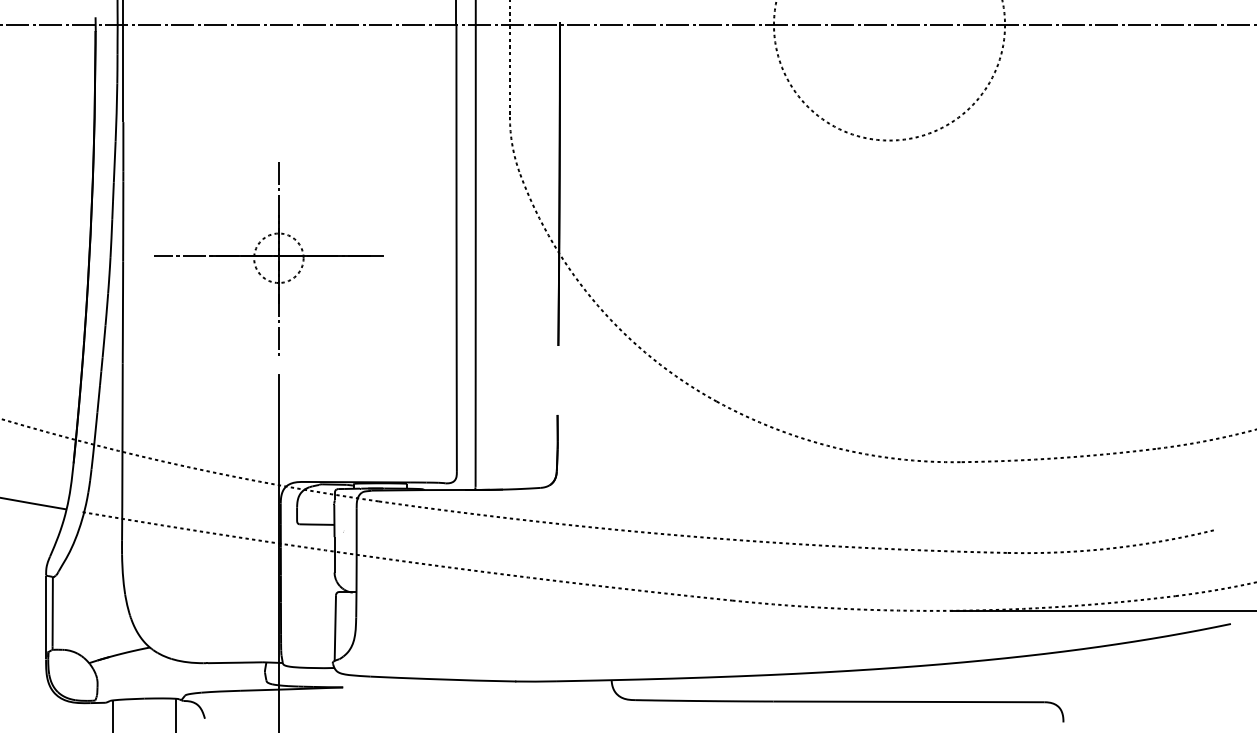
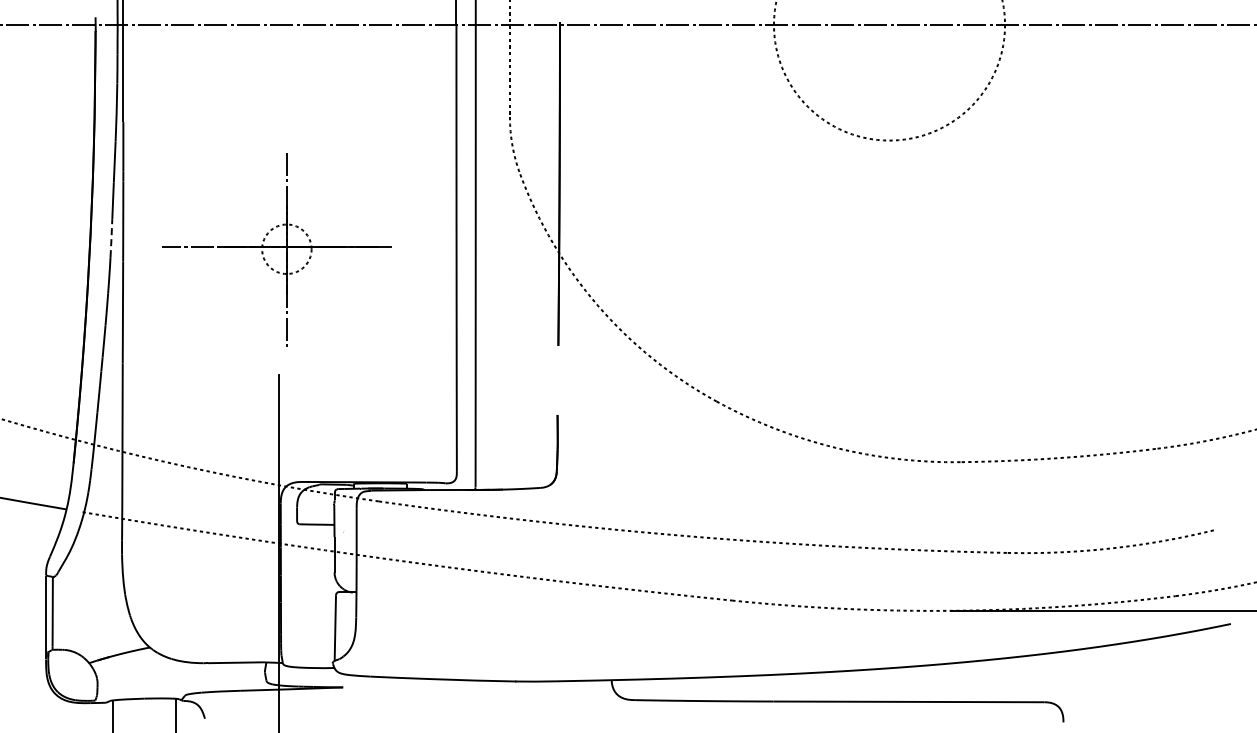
line: solid -> dashed (111, 238)
part position: (268, 258) -> (276, 249) (276, 249)
